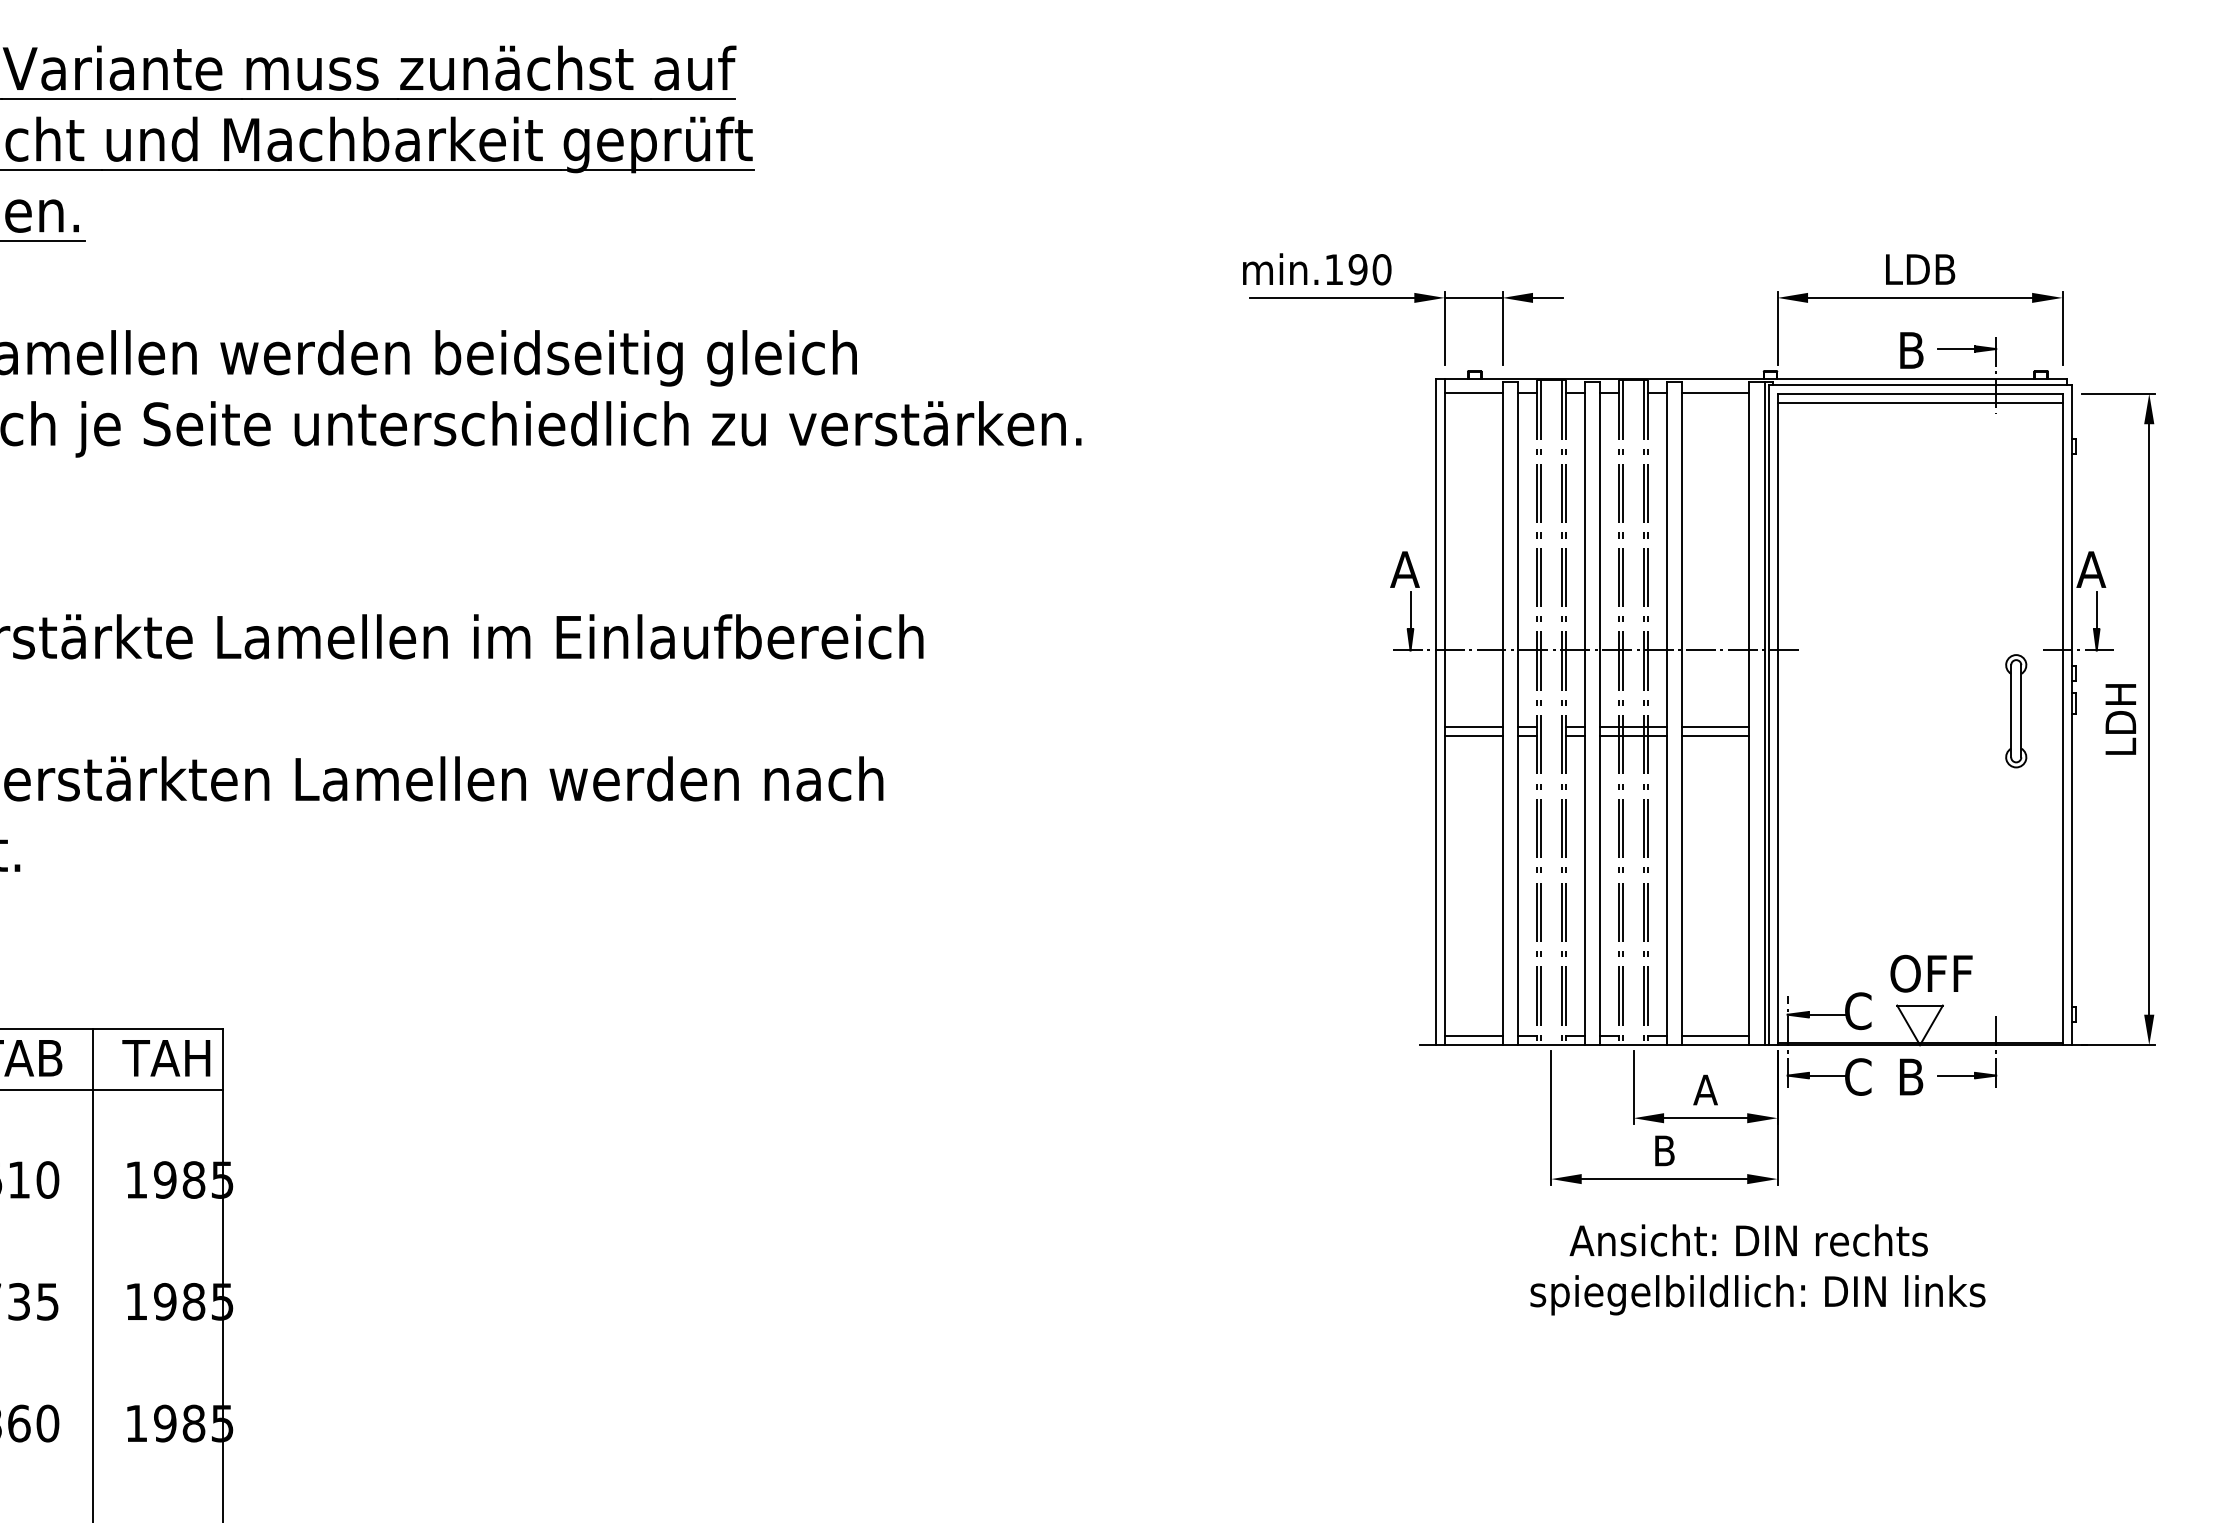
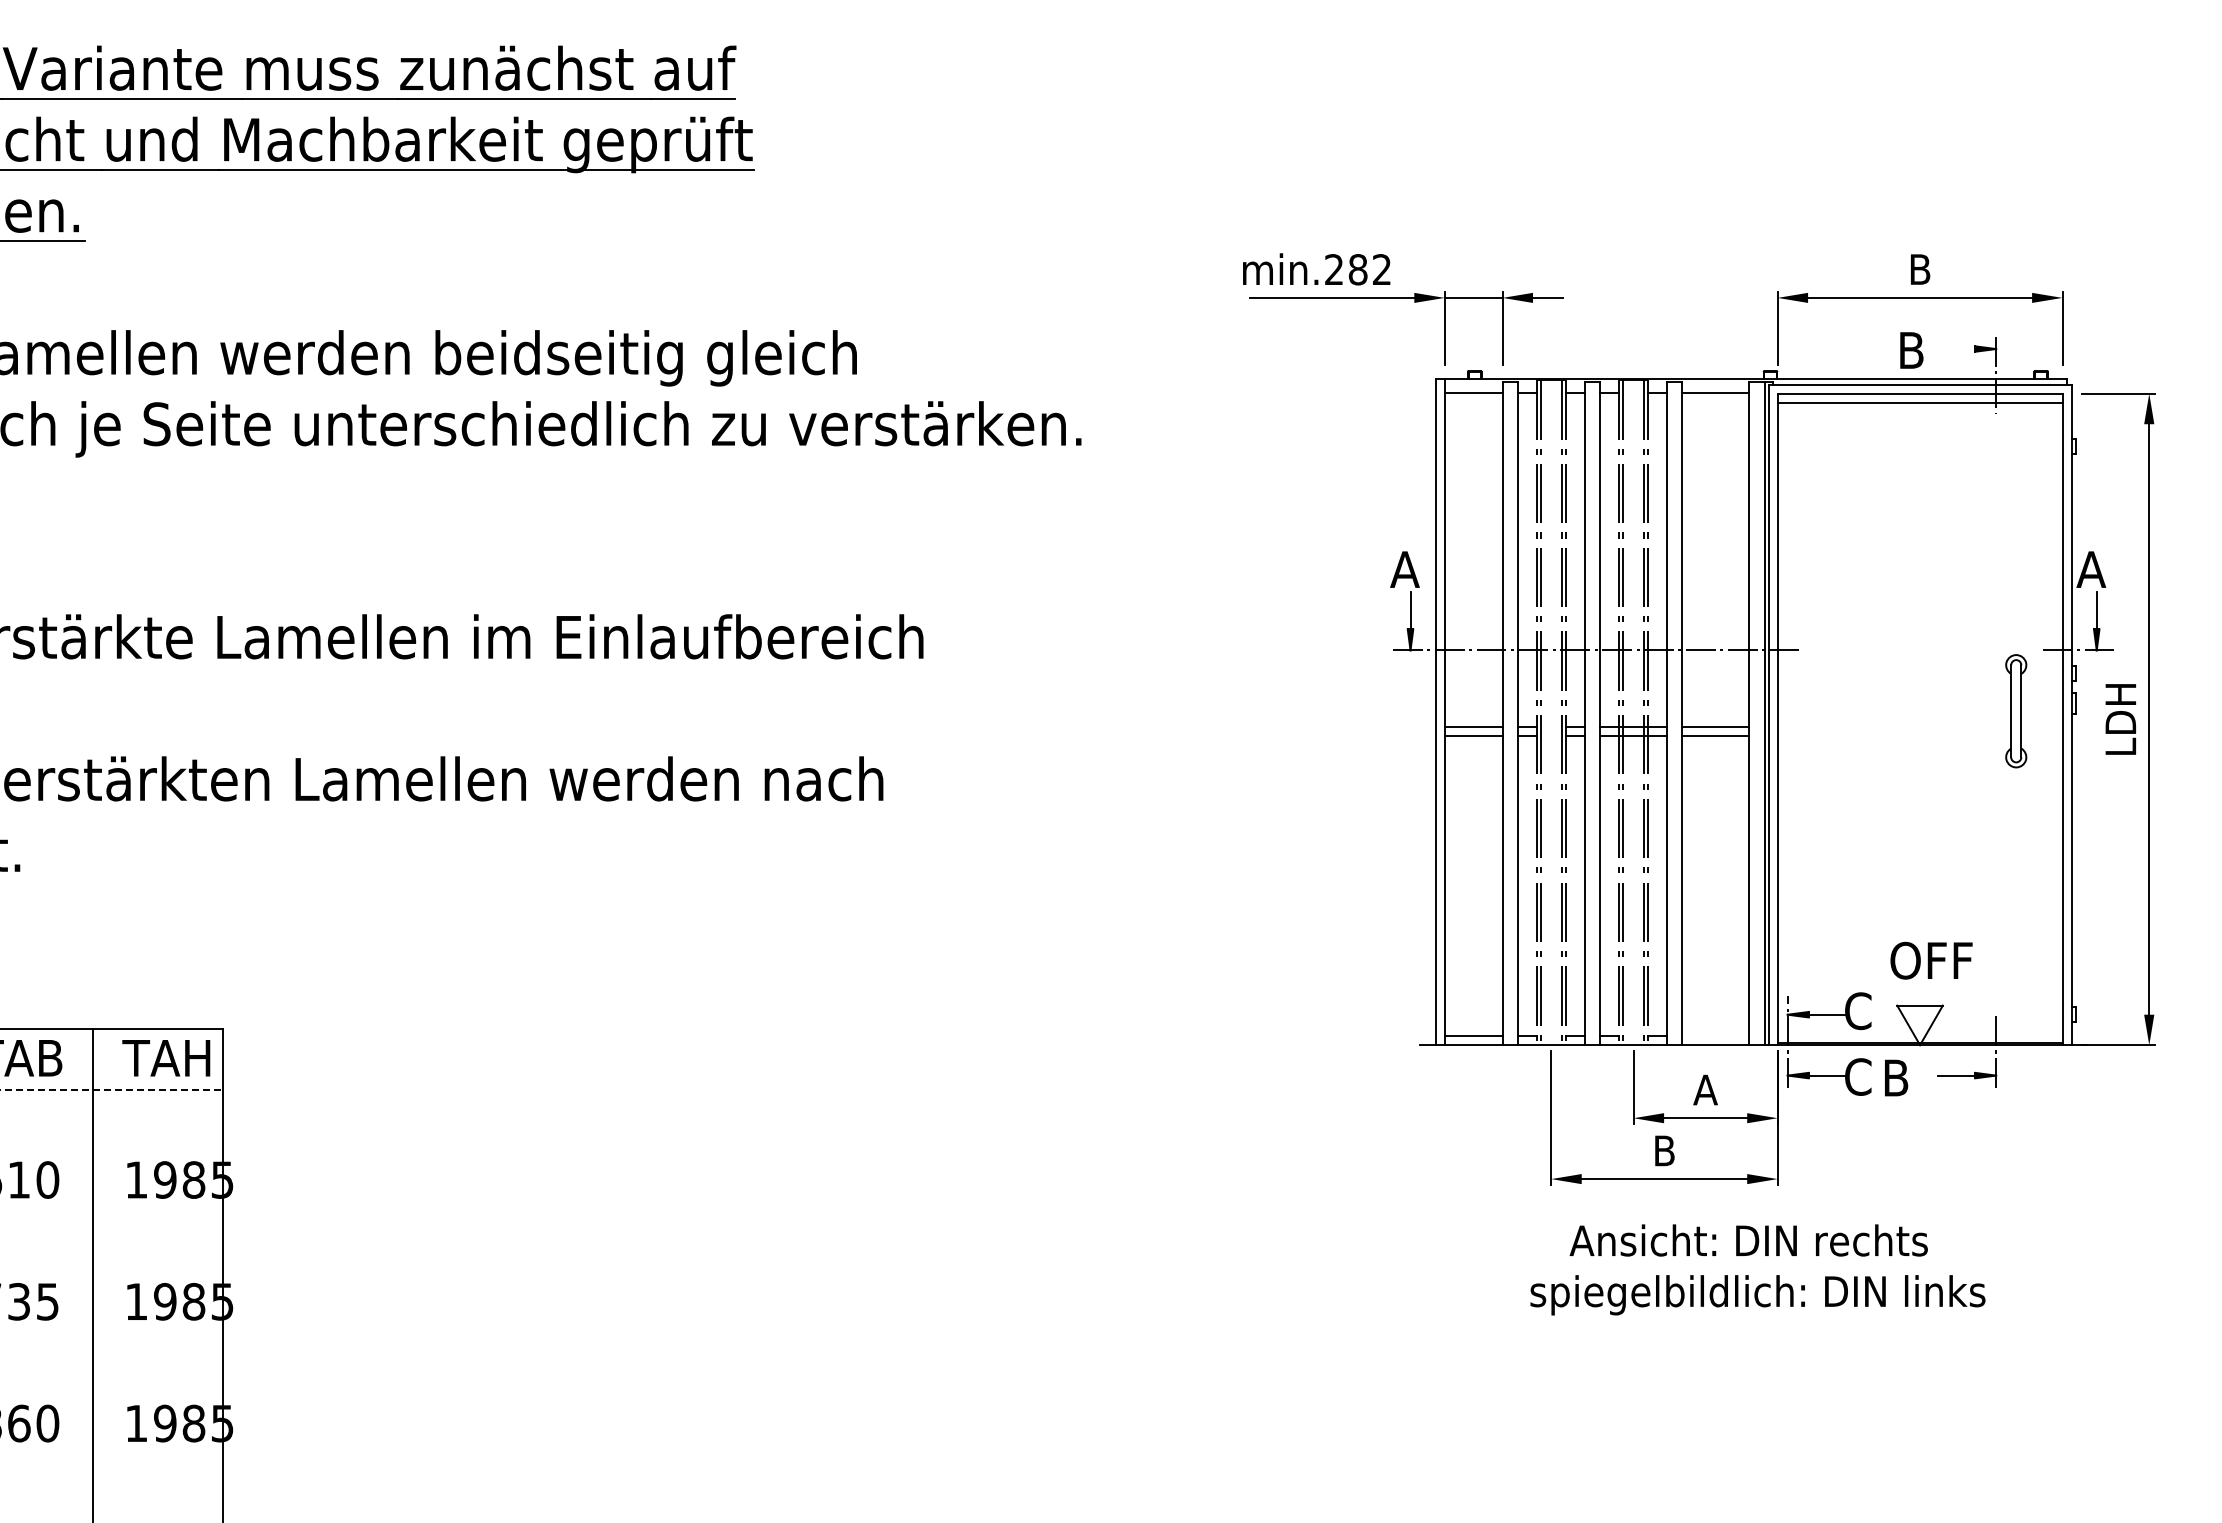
text: min.190 -> min.282 (1358, 269)
text: LDB -> B (1920, 269)
line: present -> none (1956, 349)
text position: (1931, 973) -> (1931, 960) (1931, 960)
line: present -> none (1715, 1036)
text position: (1911, 1076) -> (1896, 1077) (1896, 1077)
line: solid -> dashed (112, 1089)
